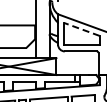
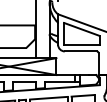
line: dashed -> solid (81, 29)
